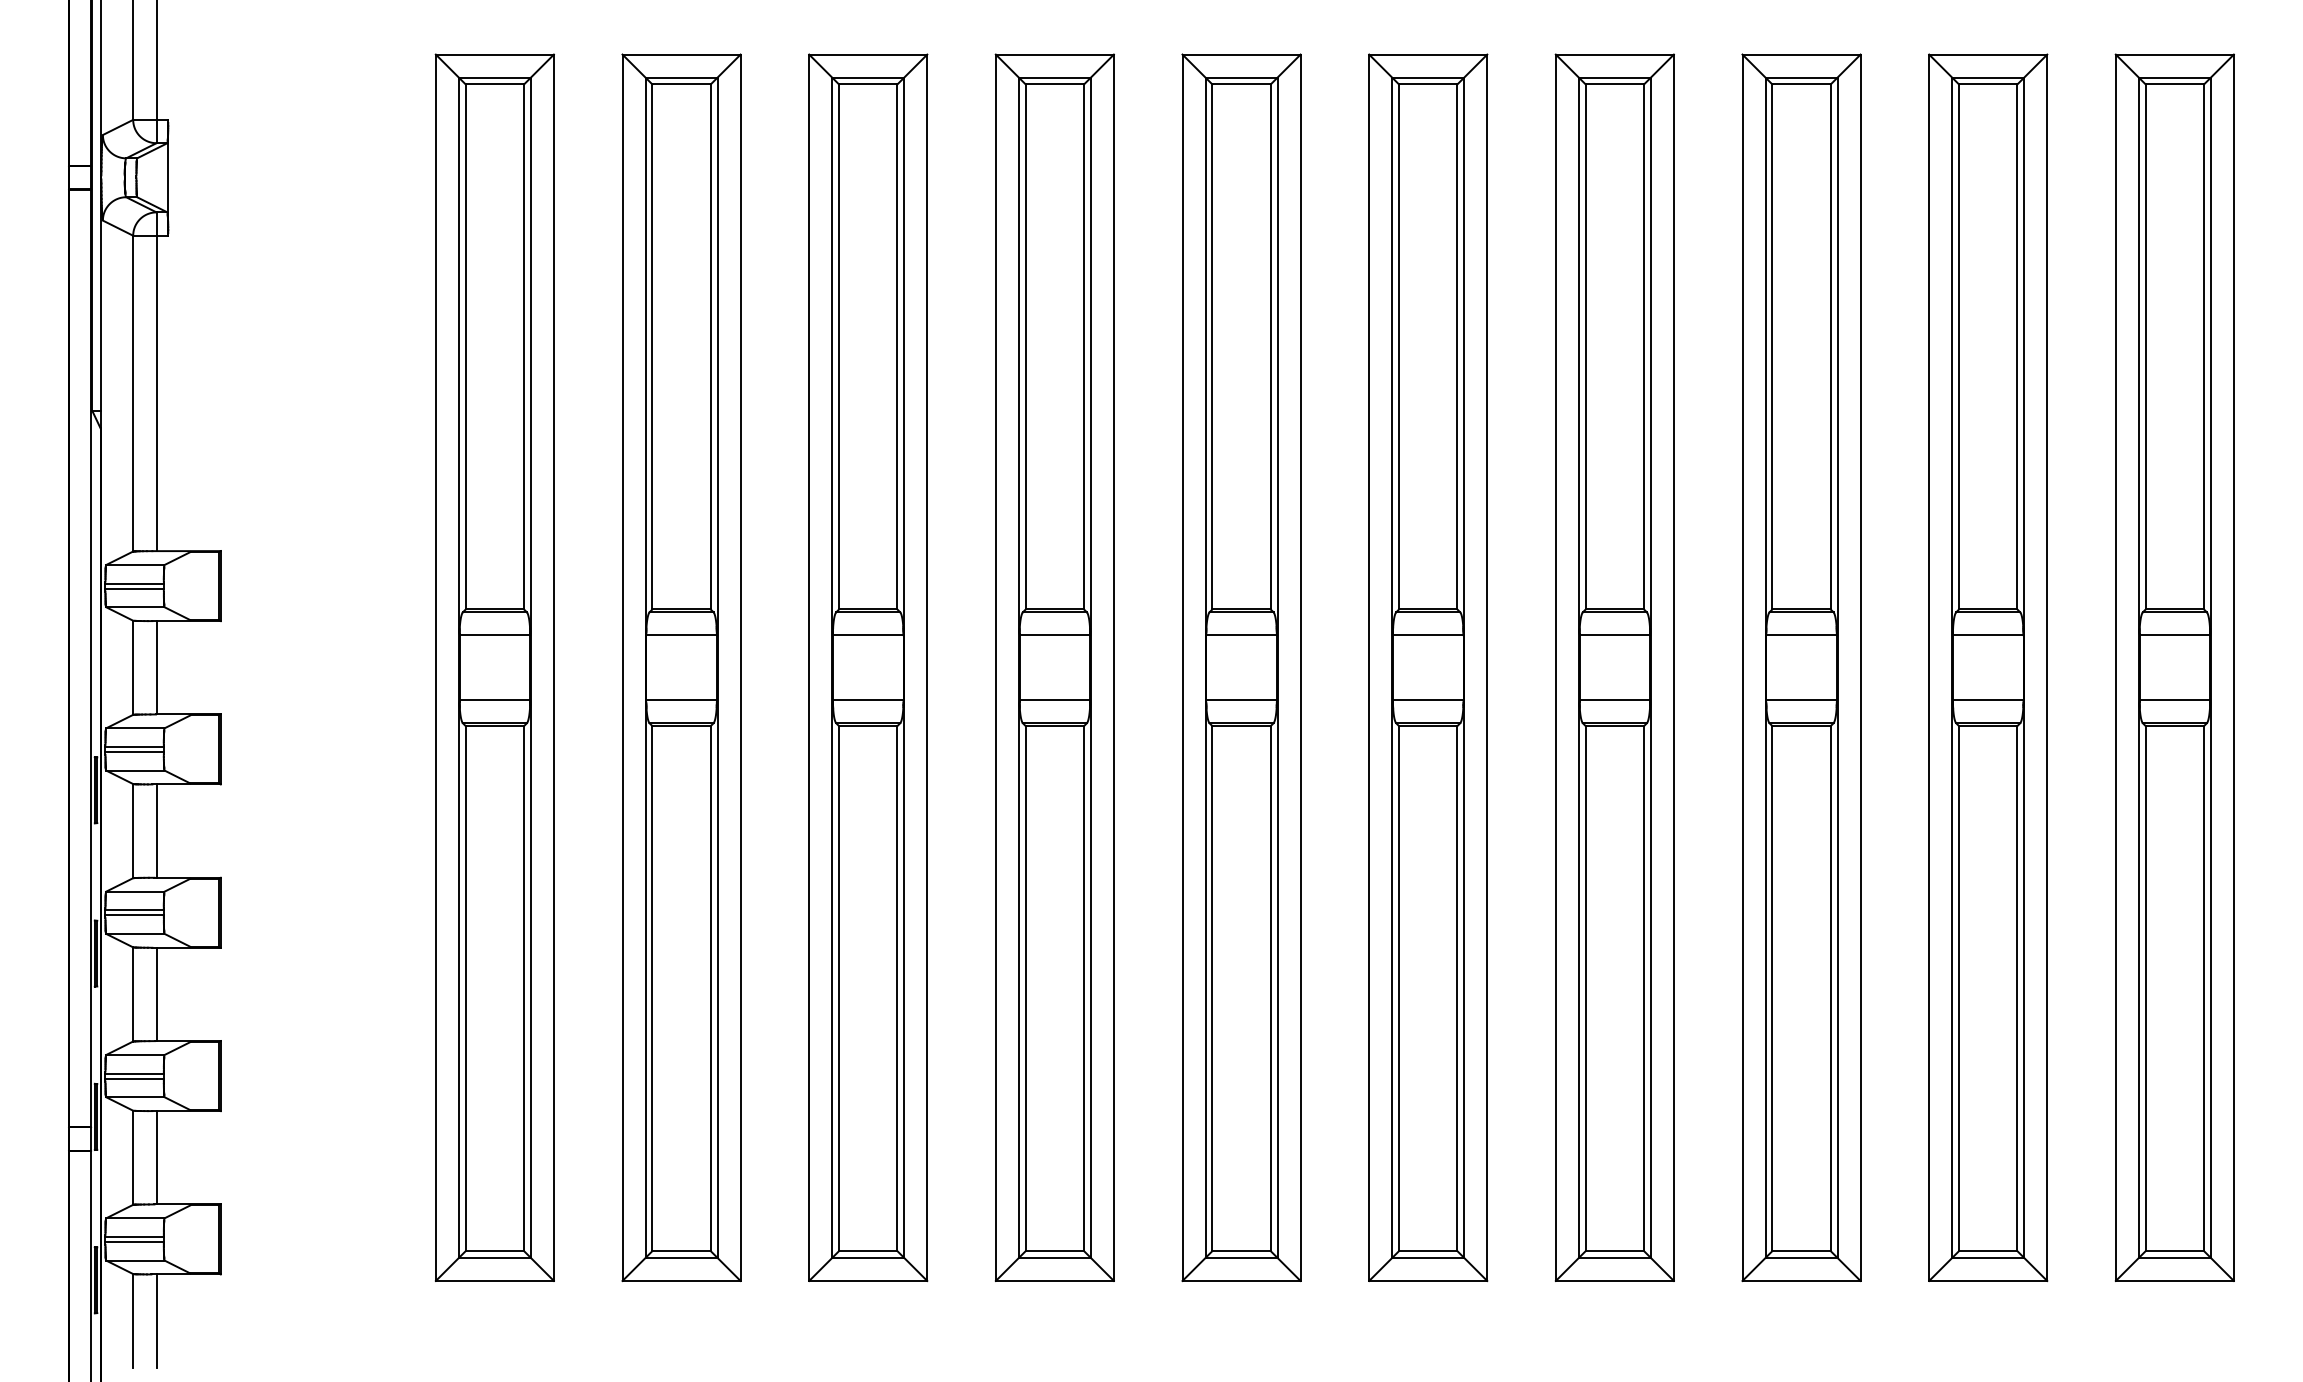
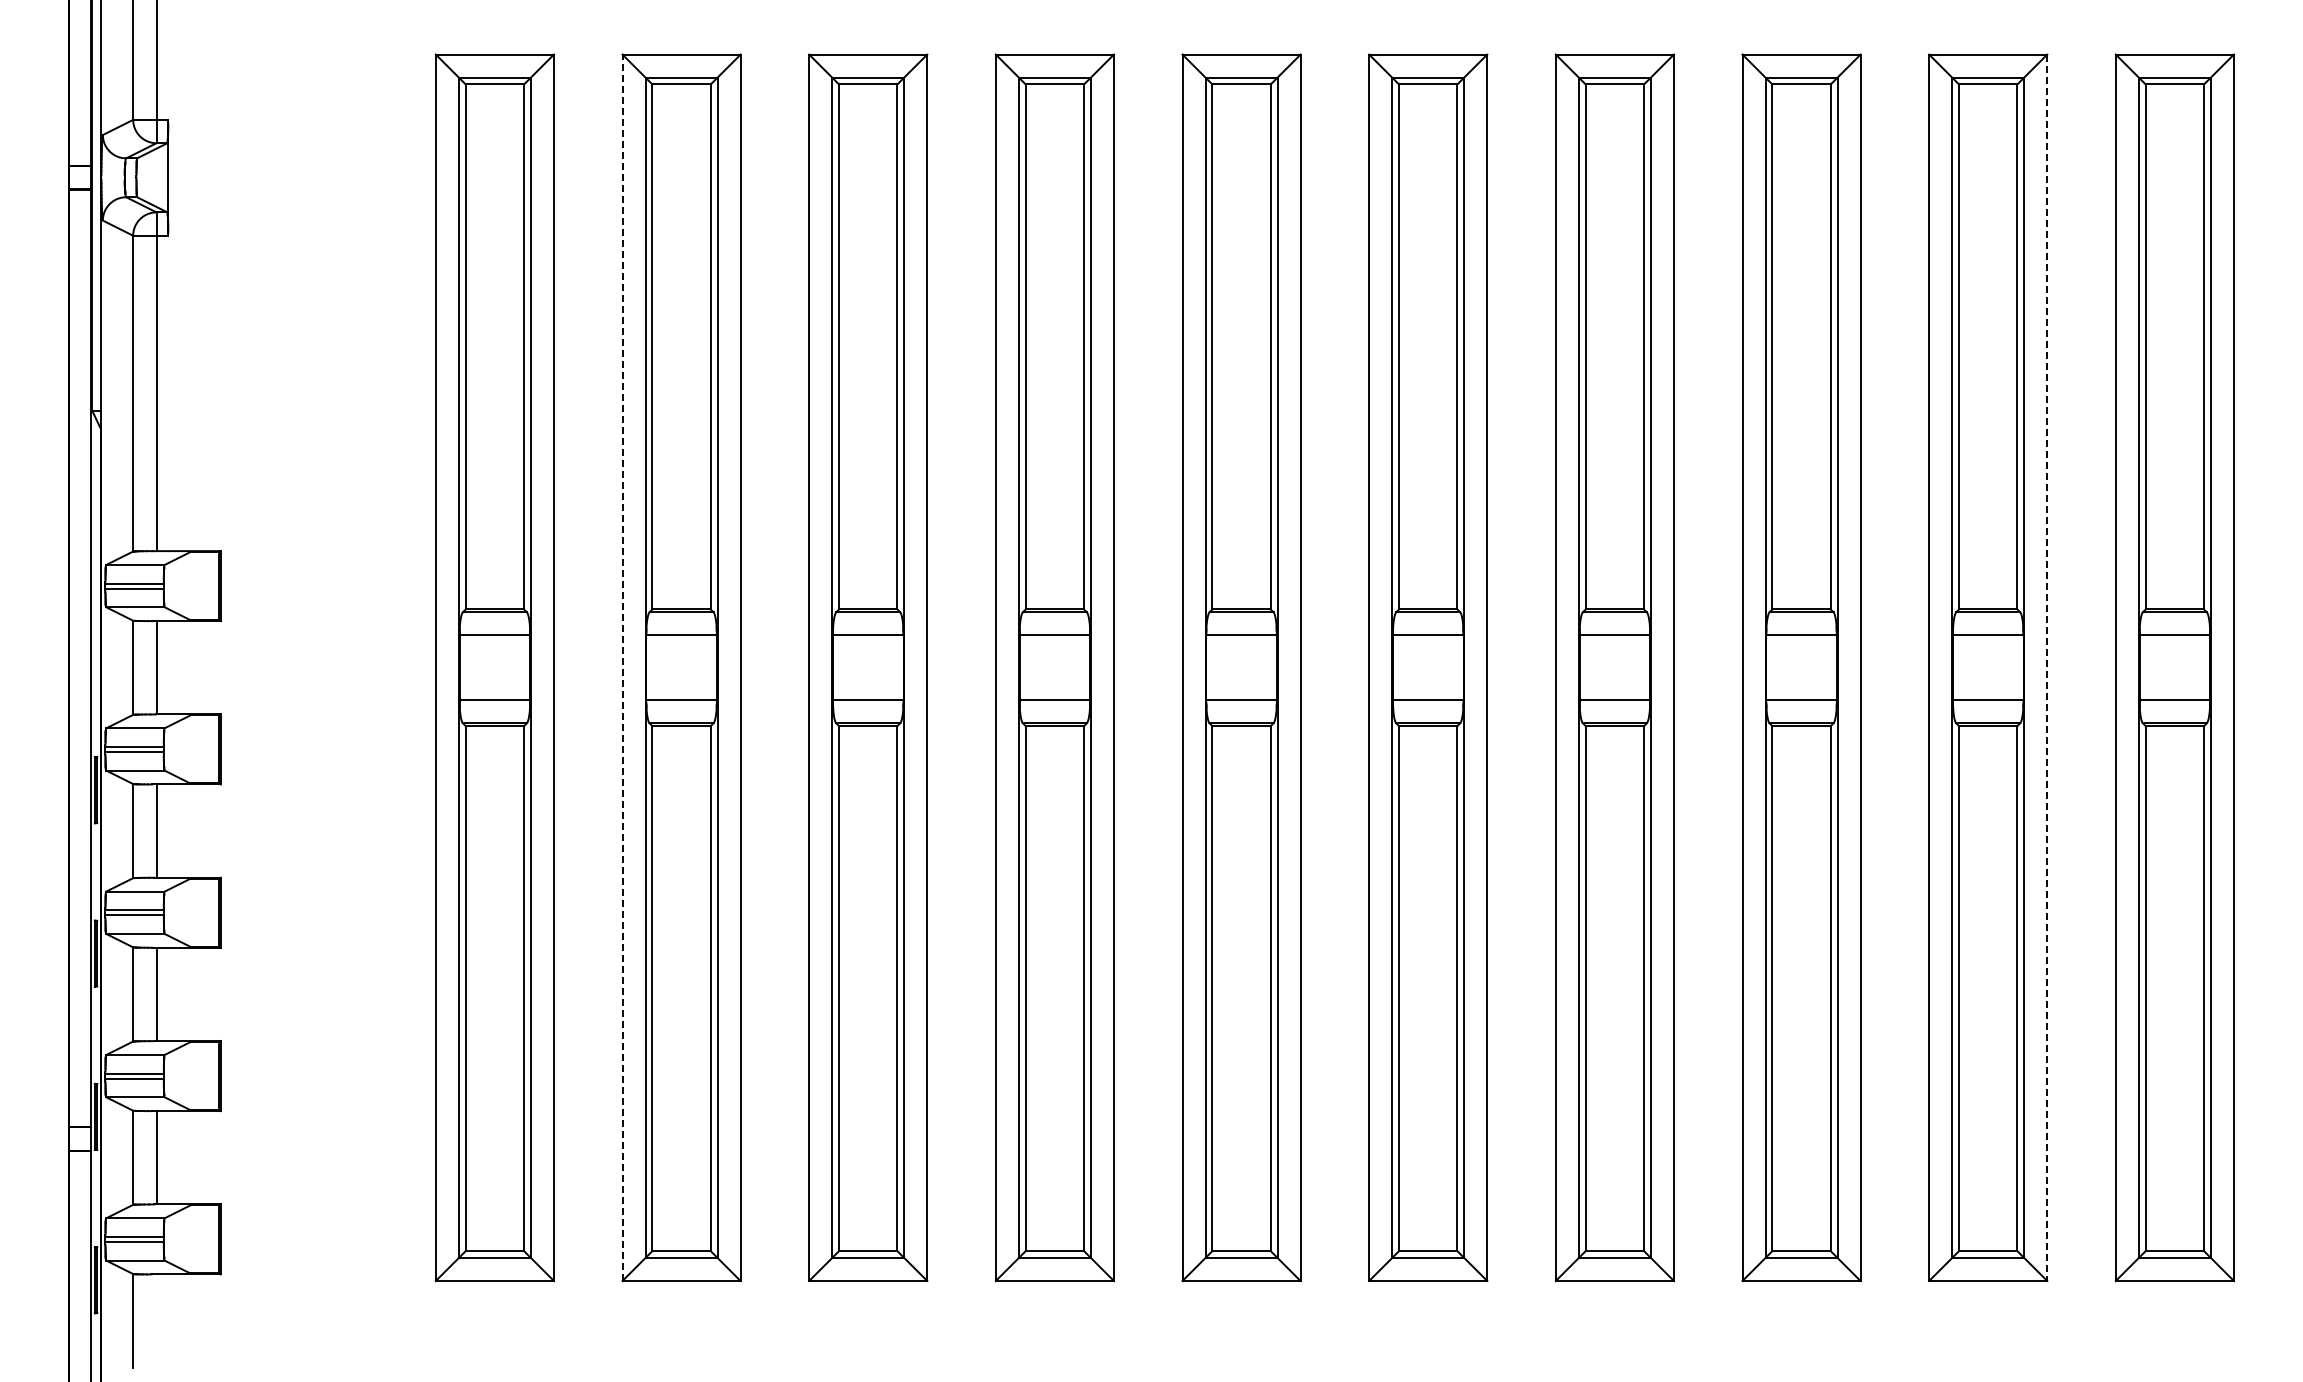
line: solid -> dashed (622, 667)
line: solid -> dashed (2047, 668)
line: present -> none (156, 1320)
